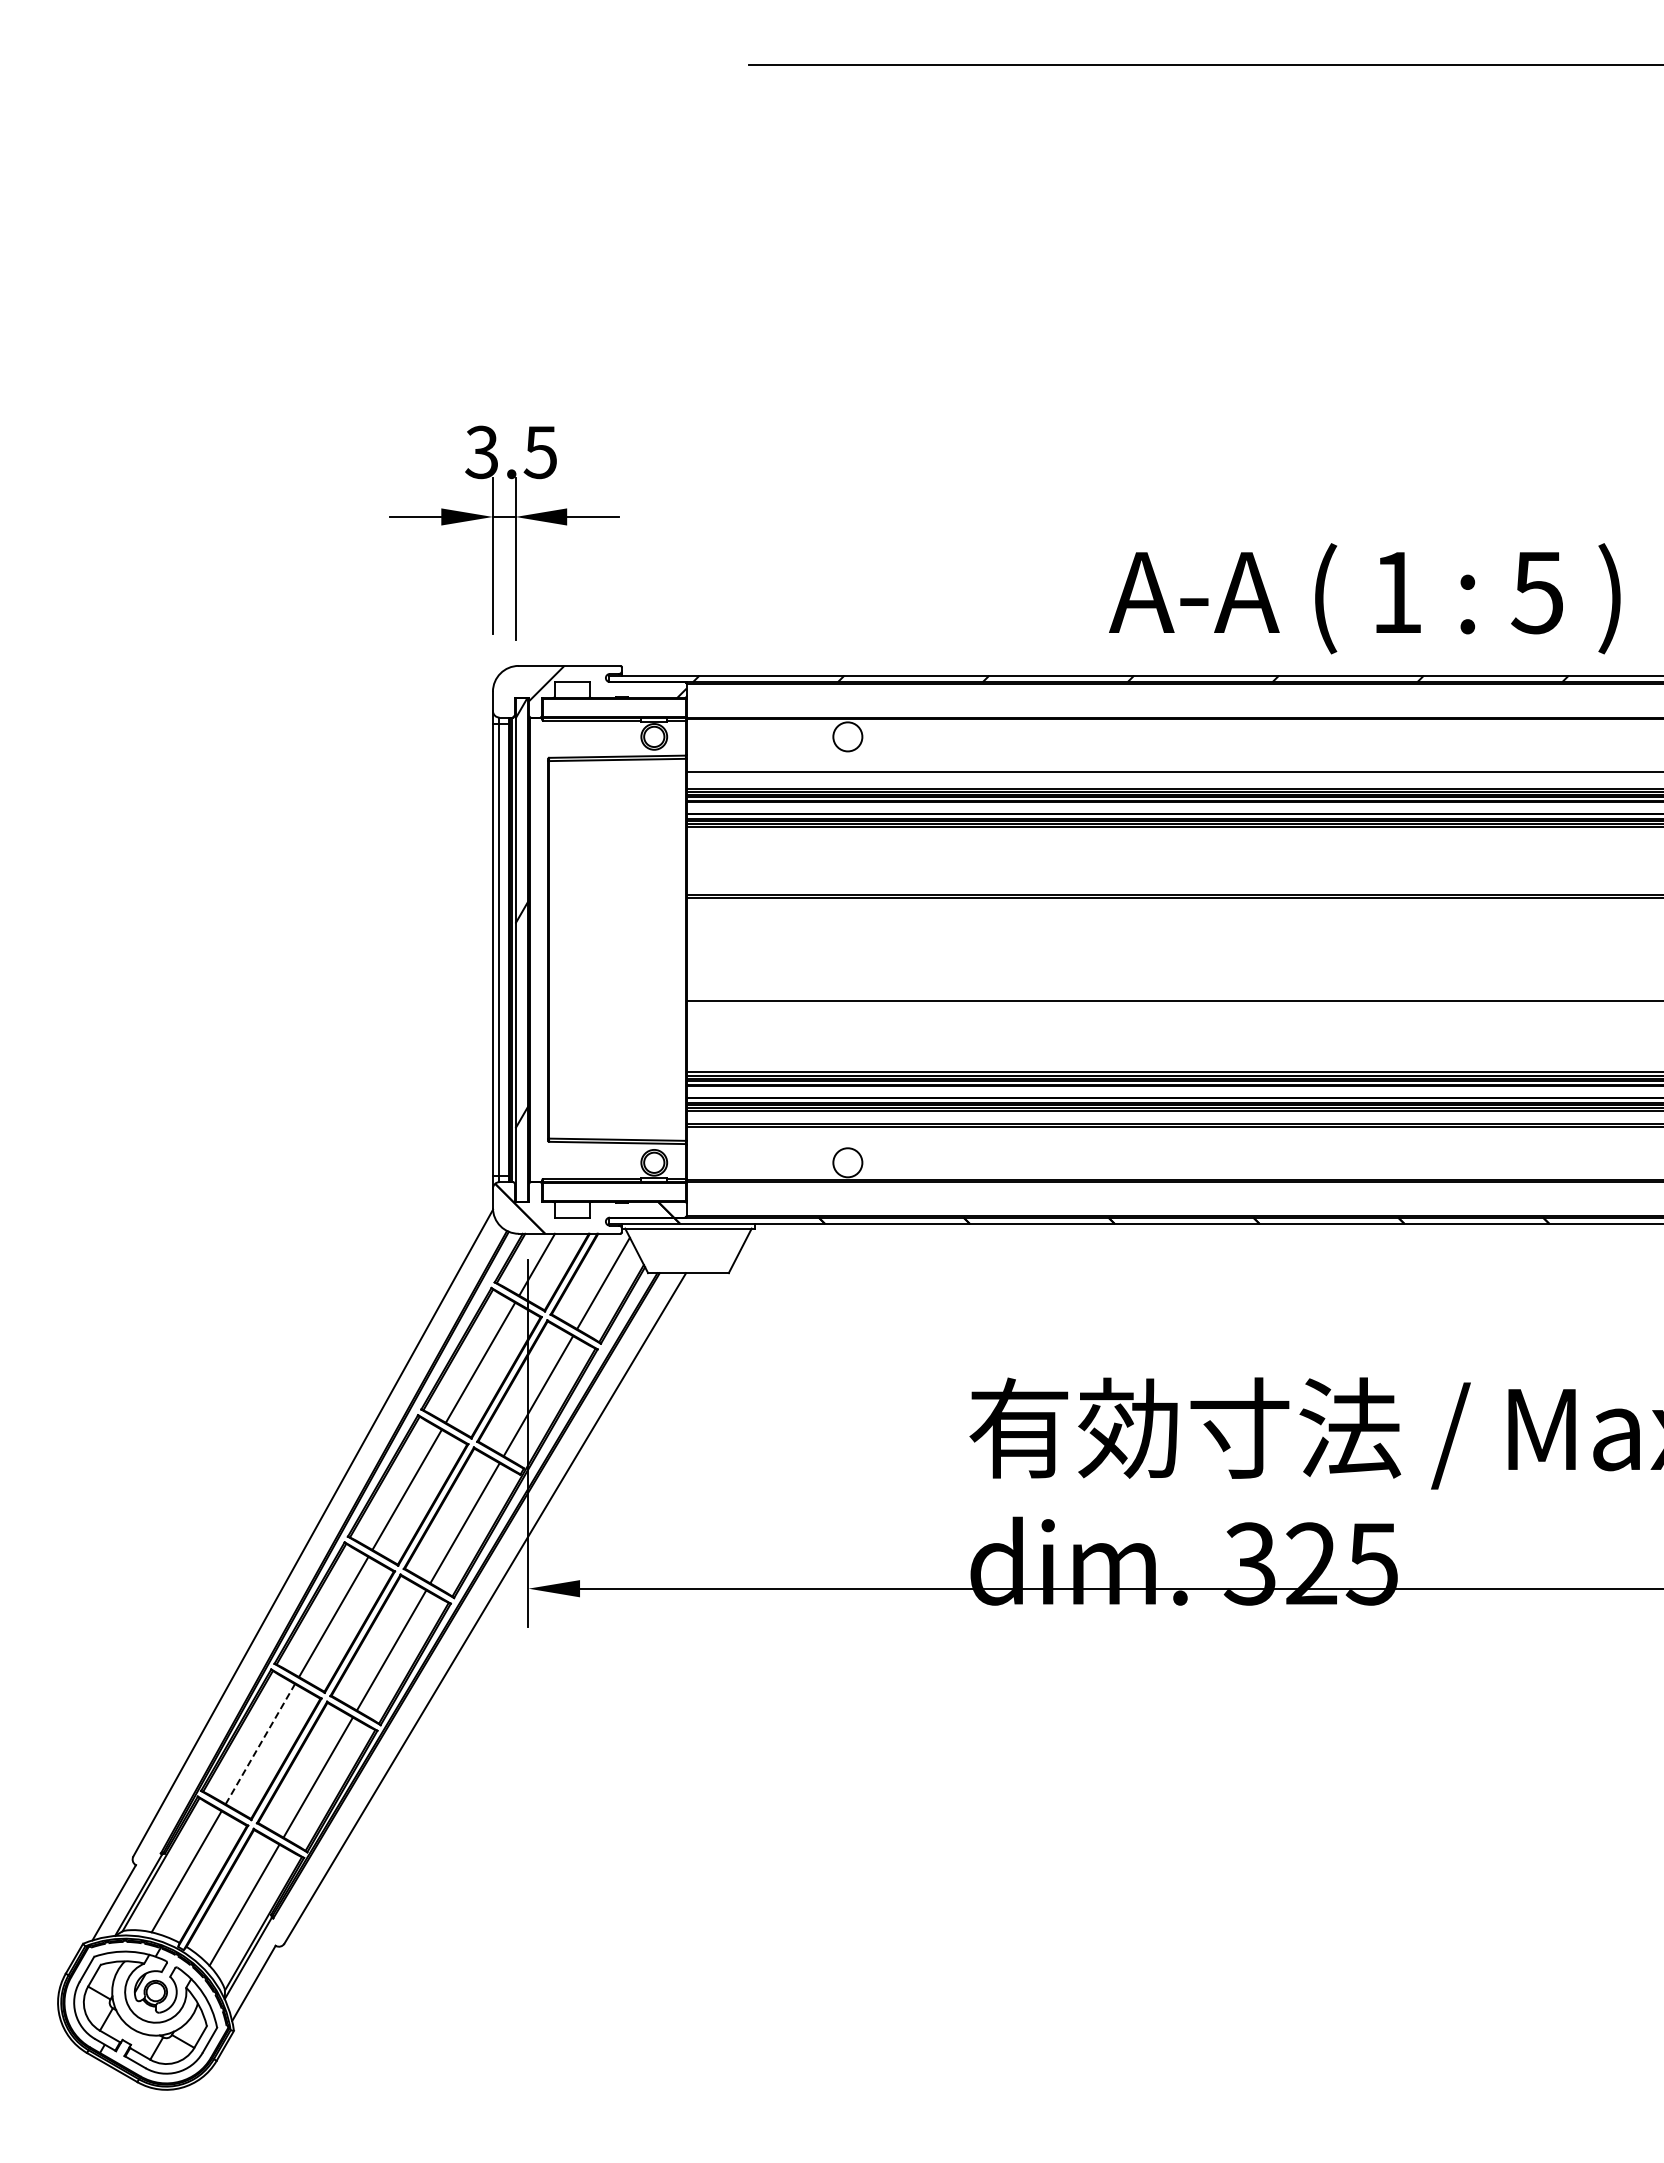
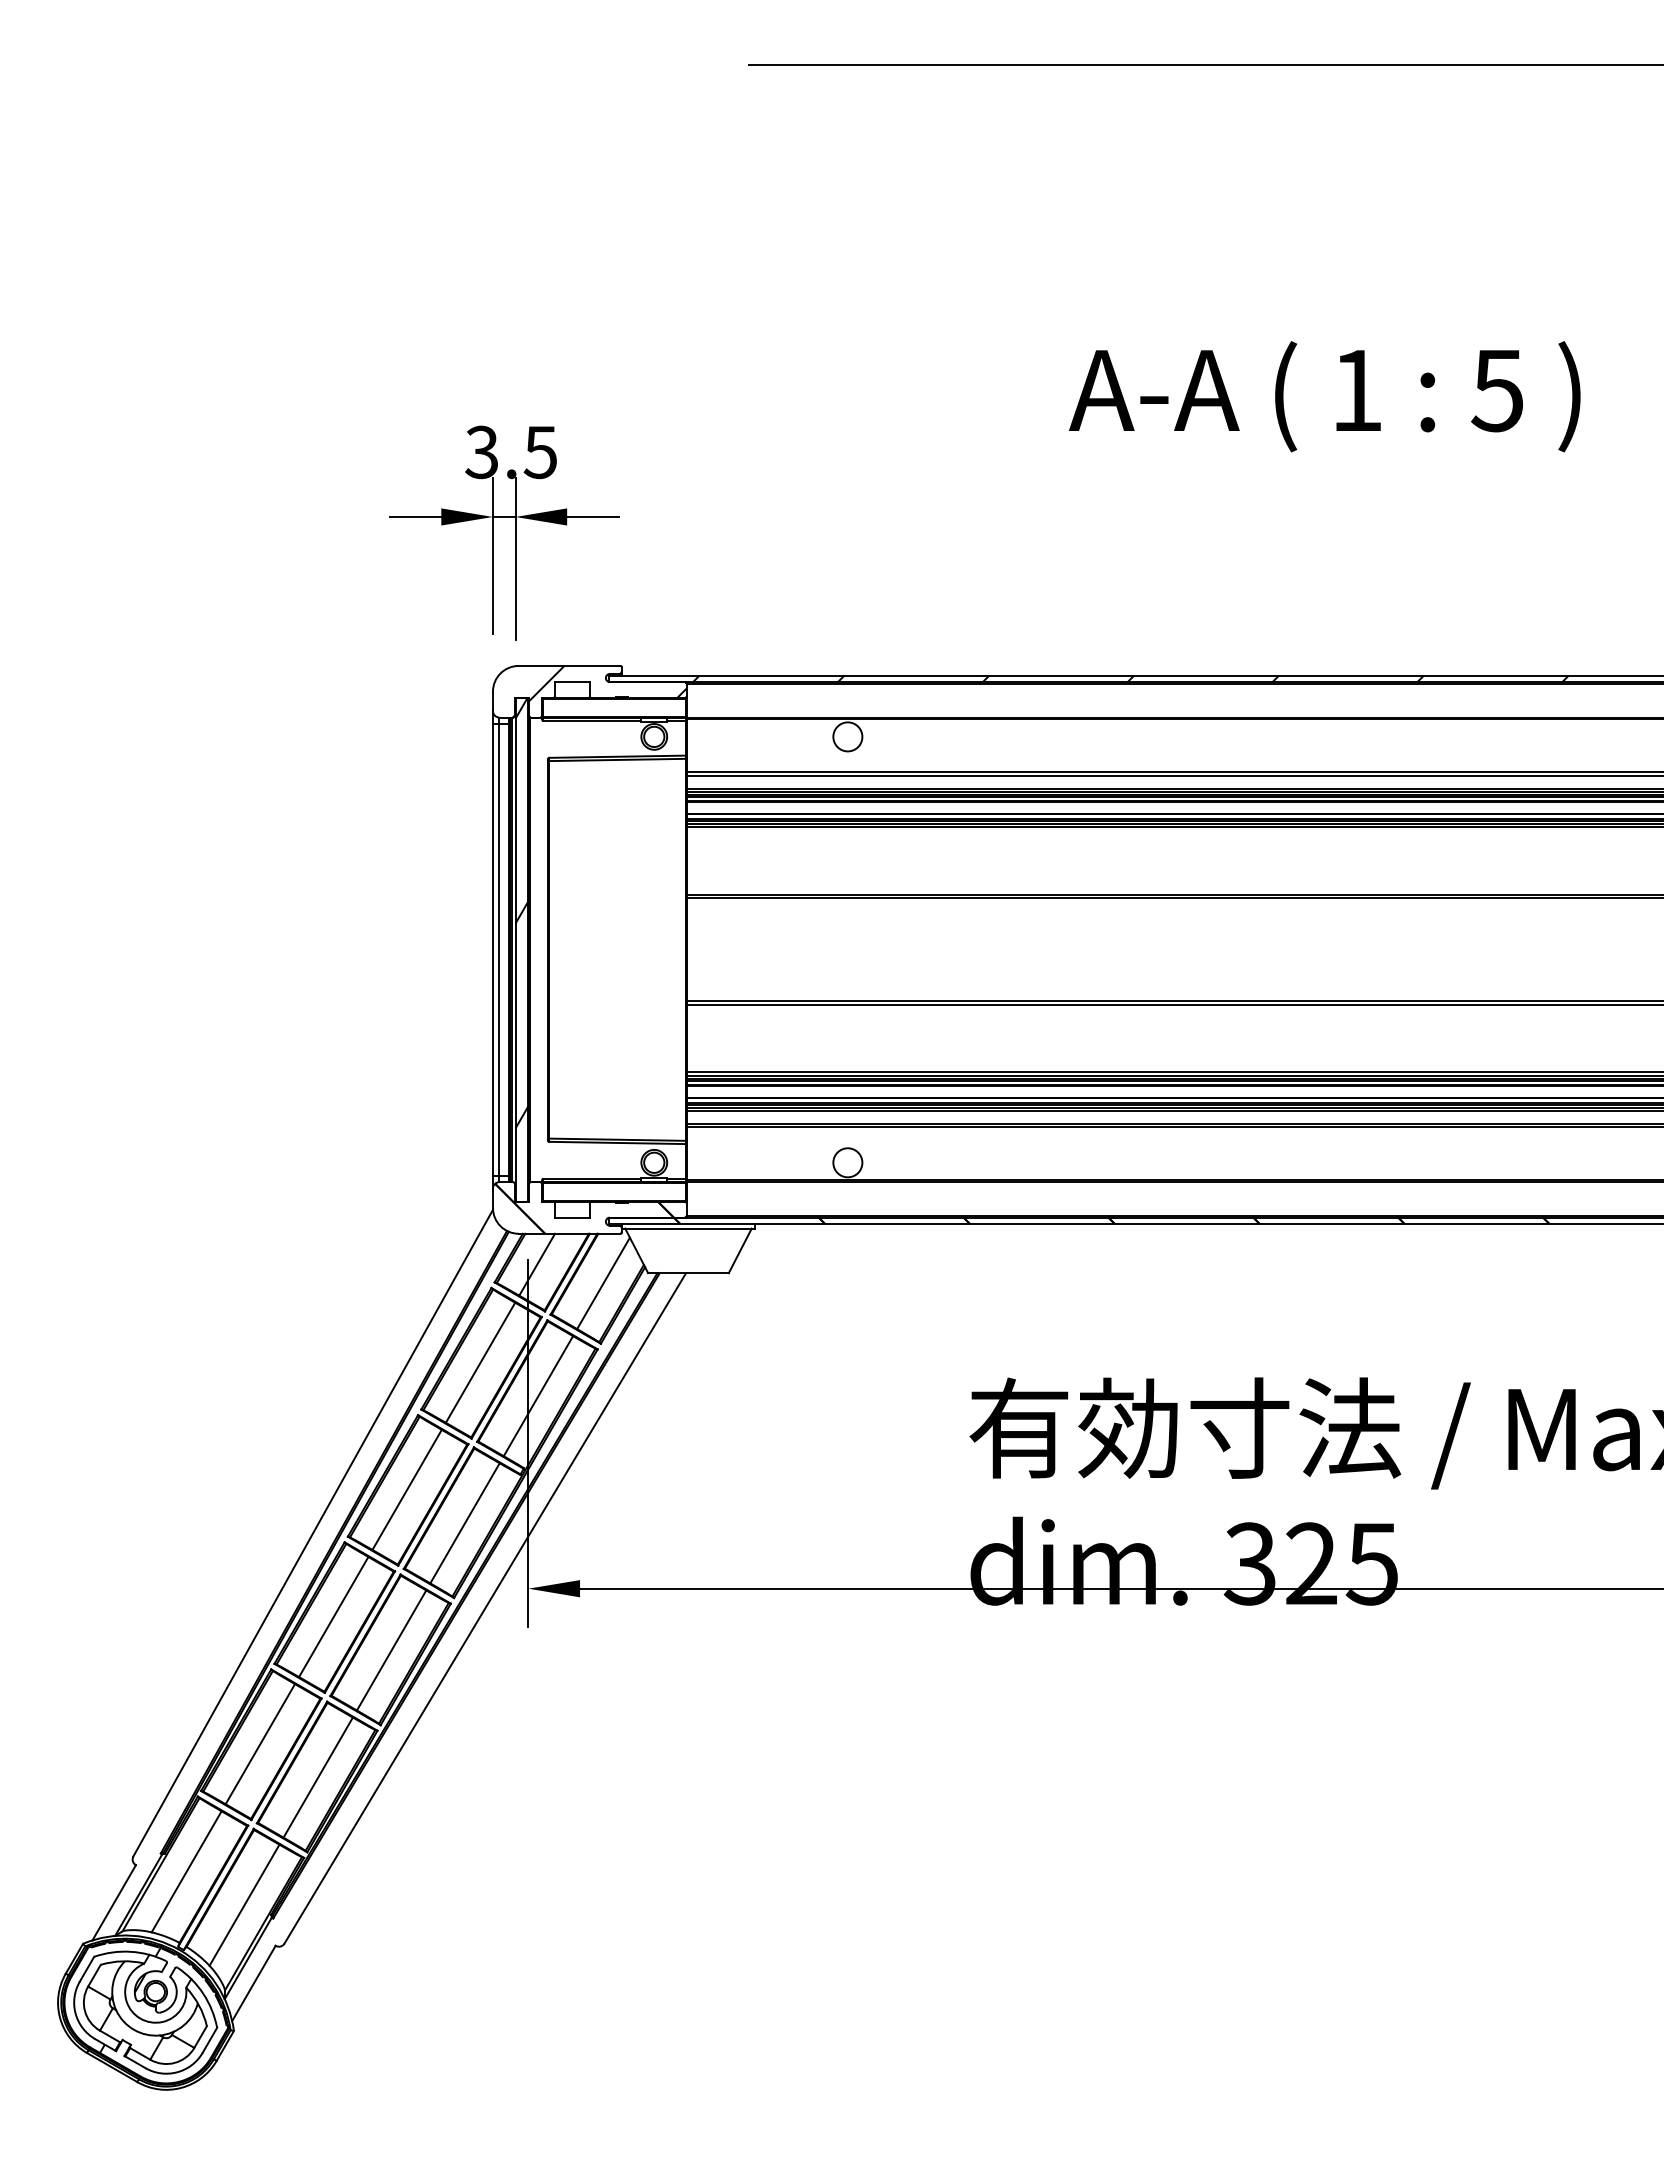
text position: (1364, 598) -> (1324, 396) (1324, 396)
line: none -> present (1173, 775)
line: none -> present (1173, 1004)
line: dashed -> solid (260, 1743)
